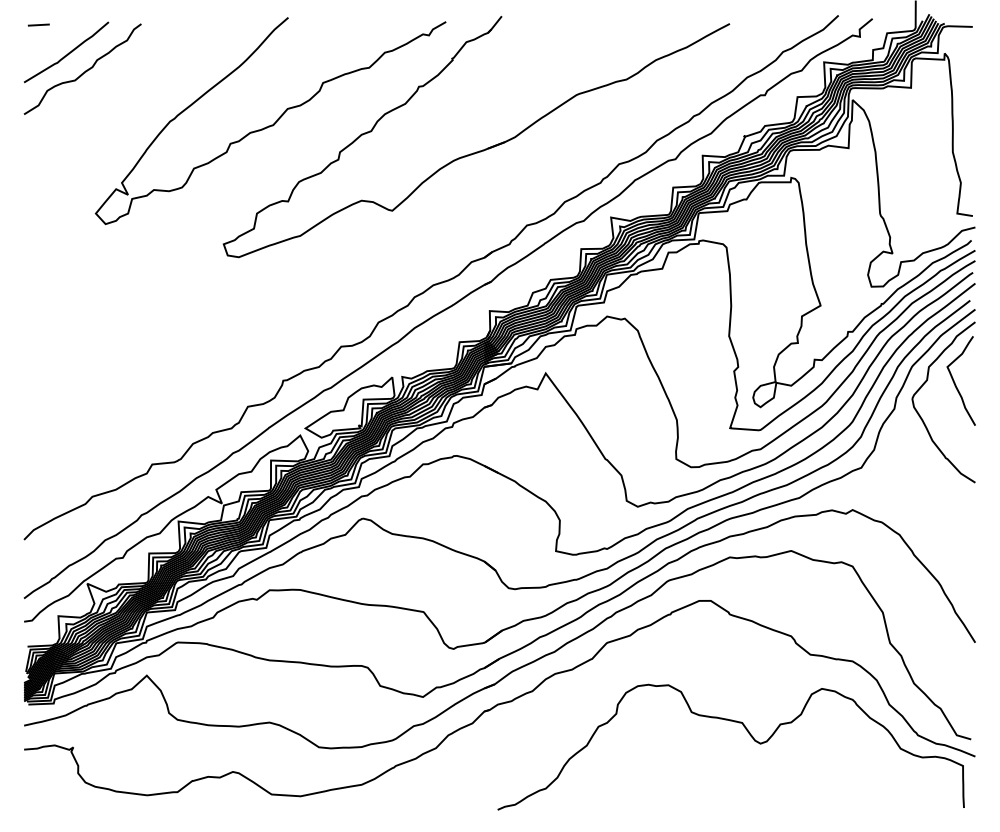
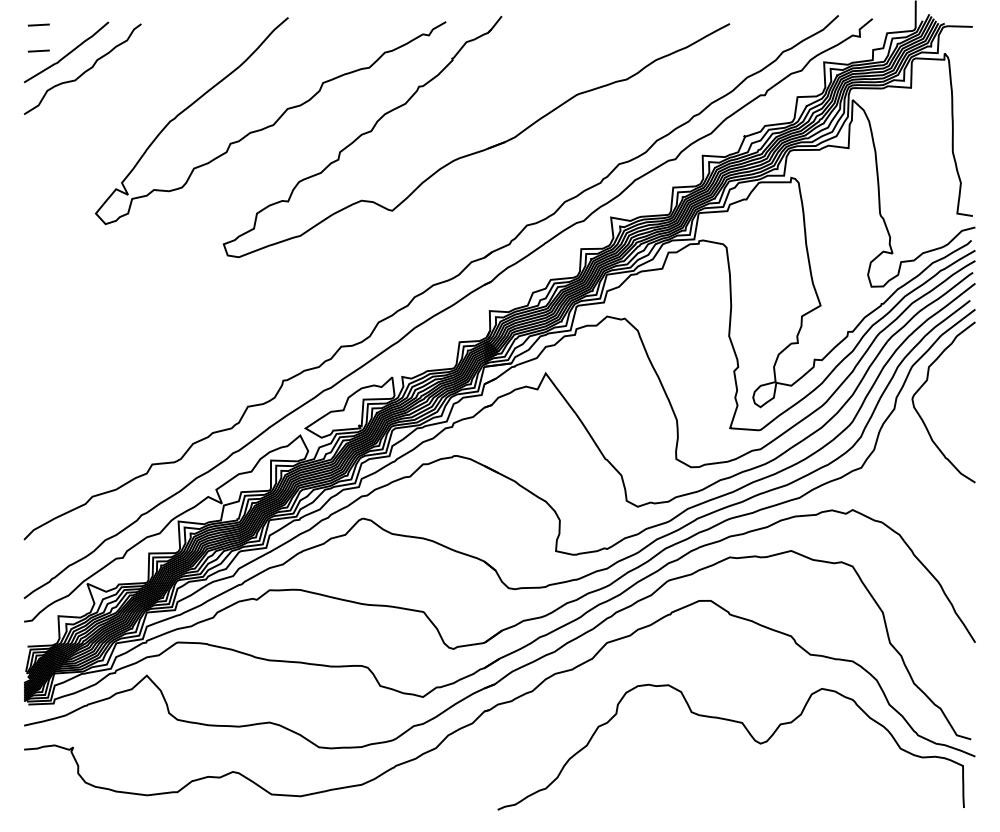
line: none -> present (38, 50)
curve: present -> none (955, 382)
